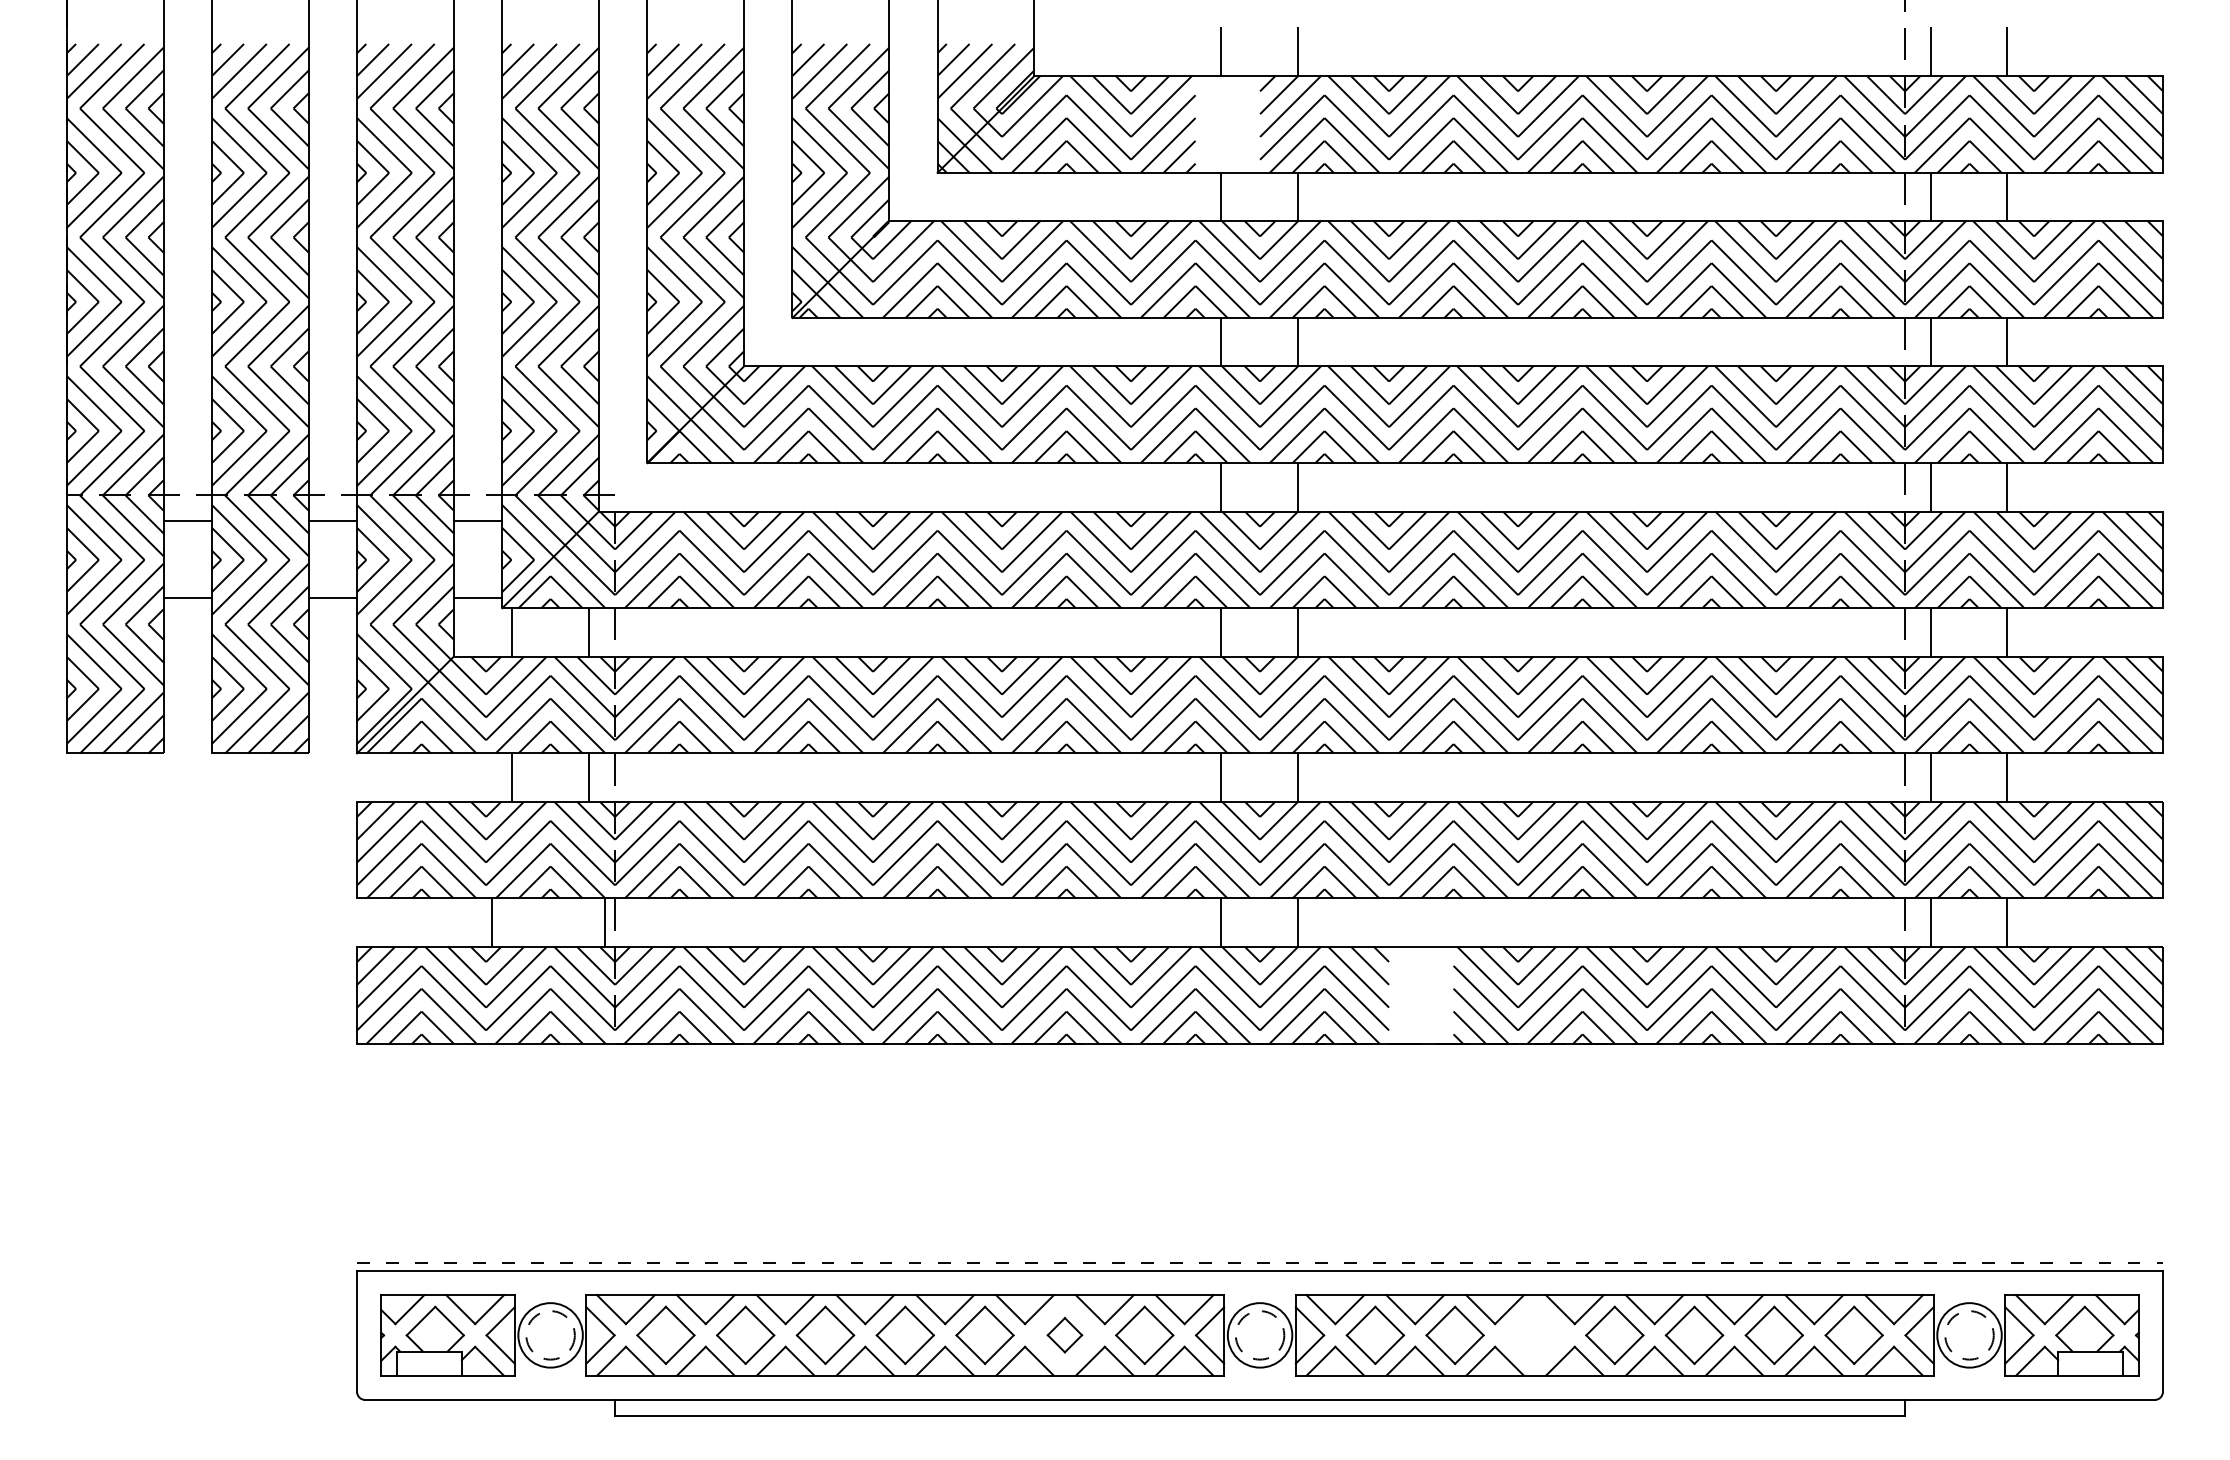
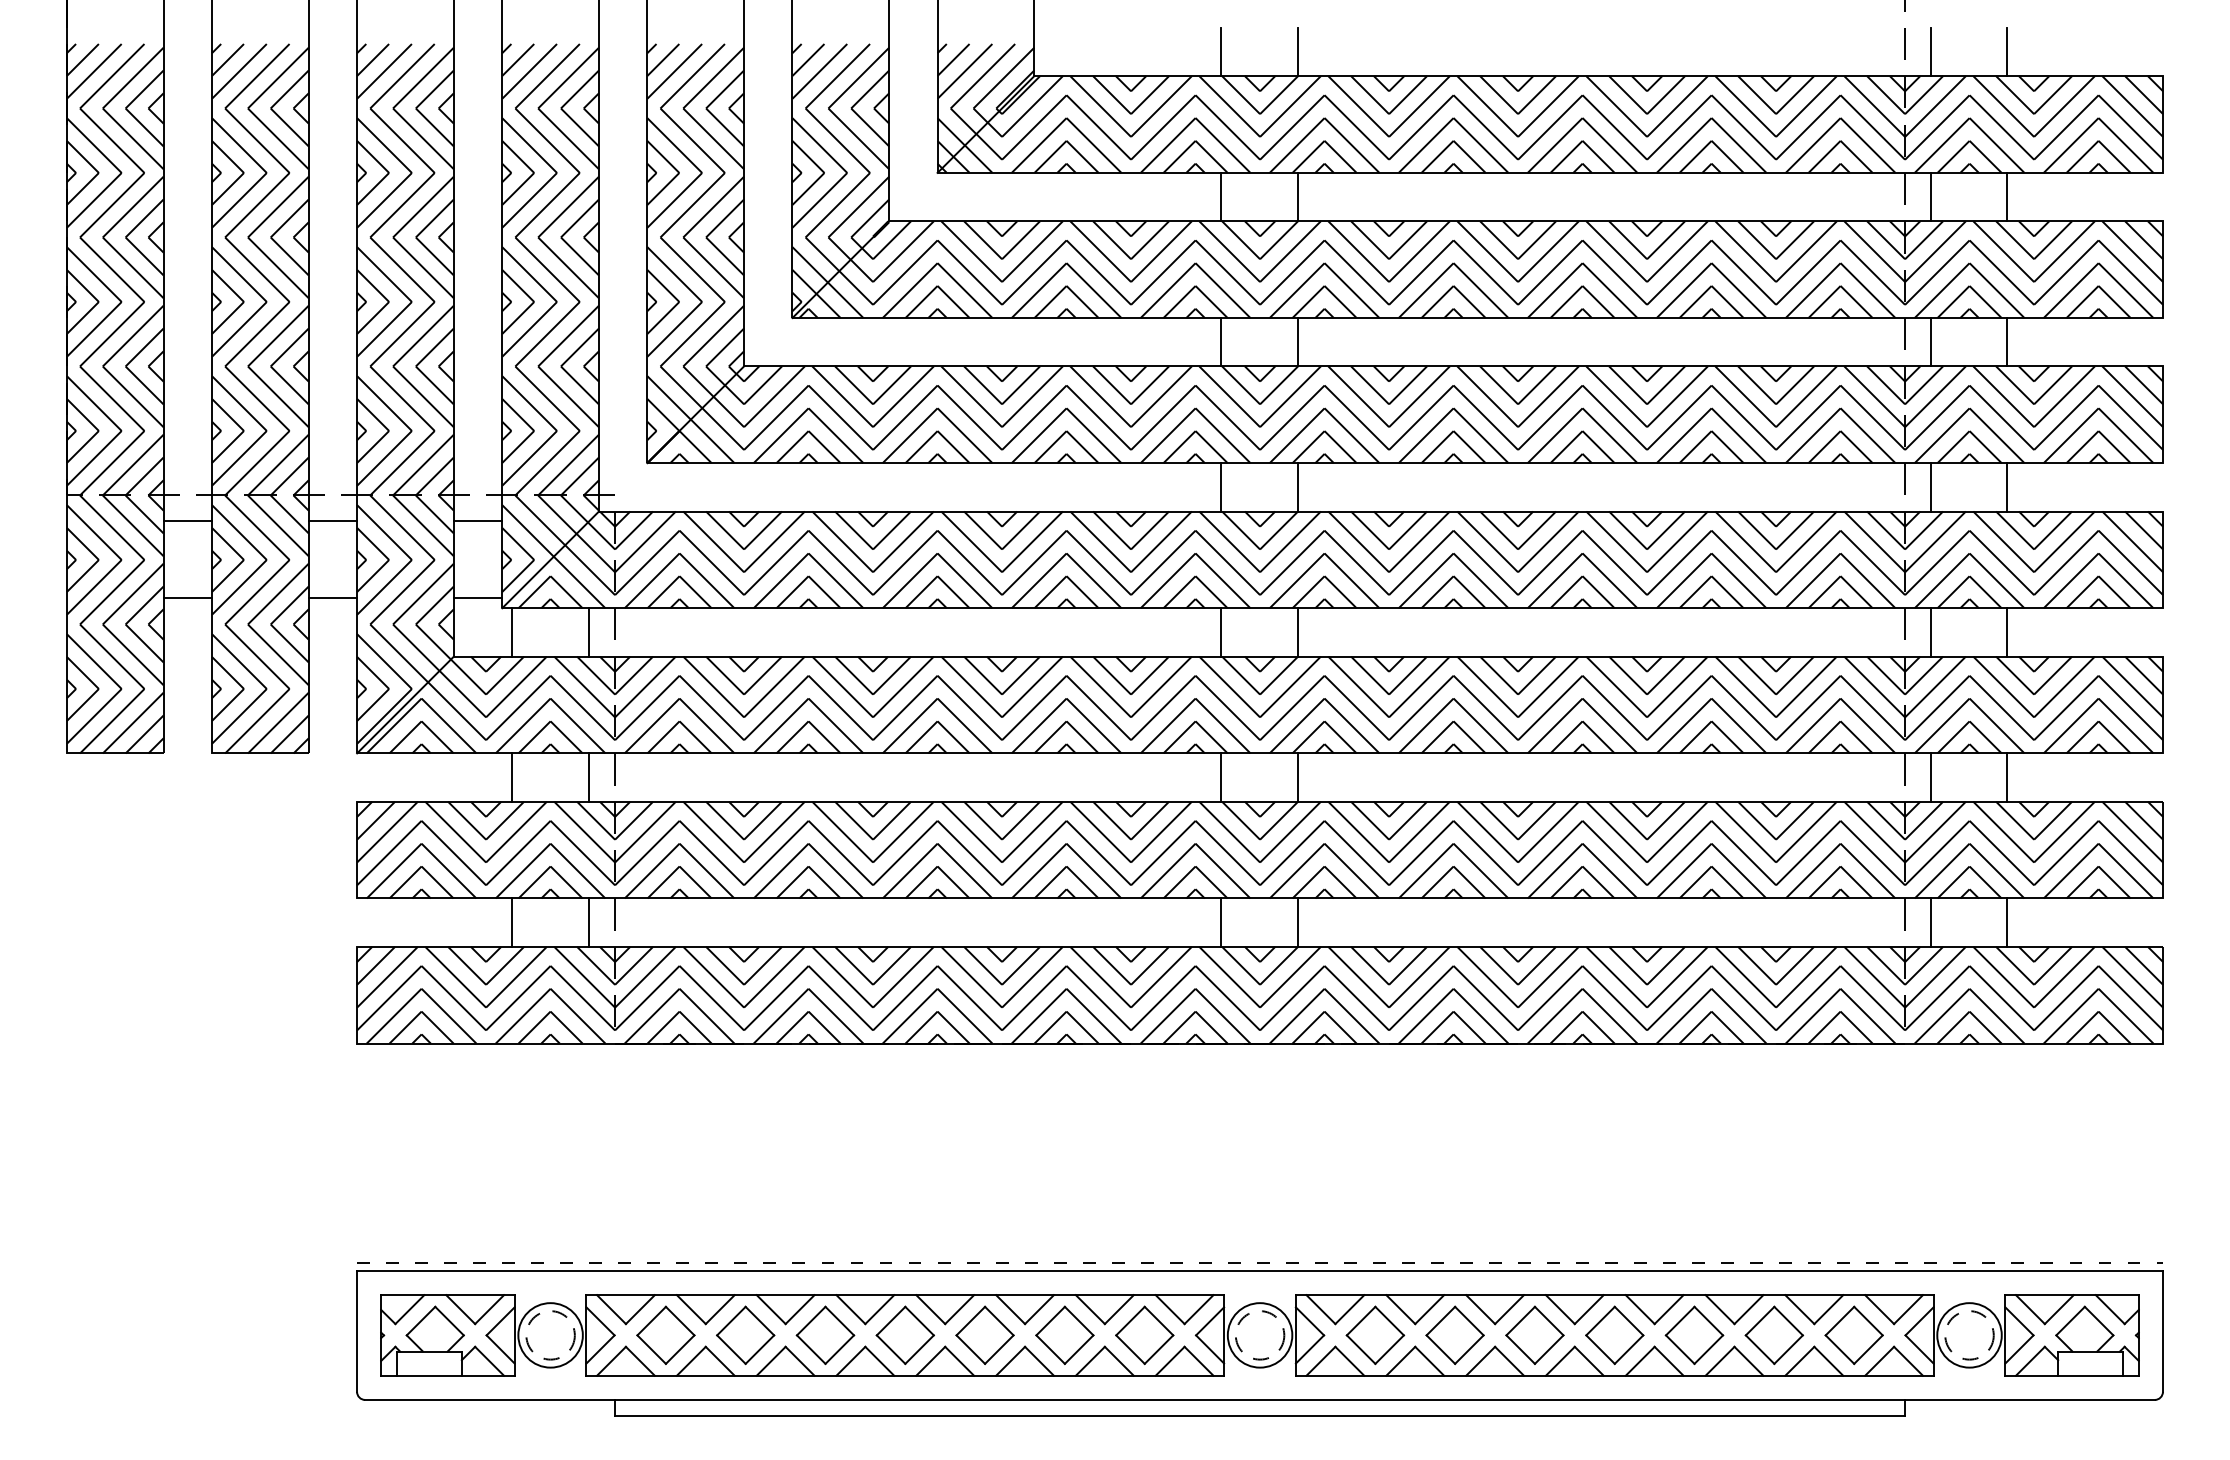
hatch: none -> present (1227, 124)
line position: (491, 922) -> (511, 922) (511, 922)
line position: (604, 922) -> (588, 922) (588, 922)
hatch: none -> present (1421, 994)
part: none -> present (1534, 1334)
part size: 38x37 px -> 60x60 px (1064, 1334)
